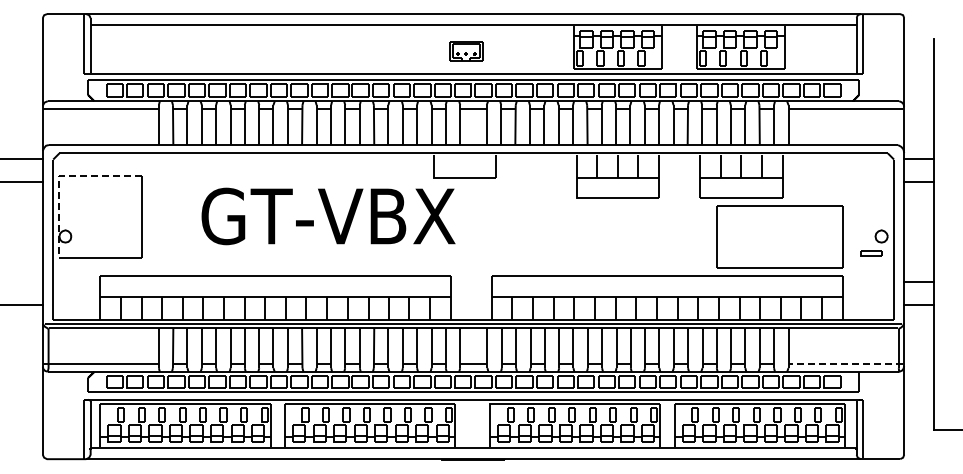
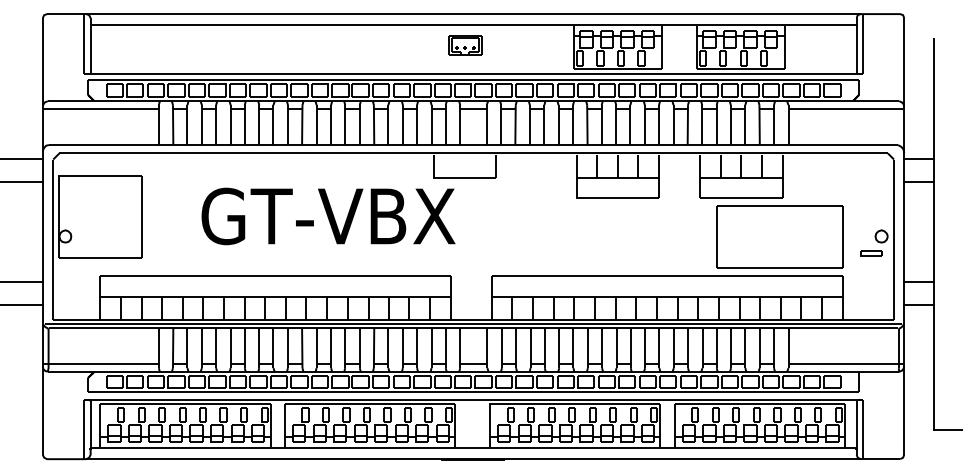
part position: (466, 51) -> (465, 45) (465, 45)
line: dashed -> solid (59, 175)
line: none -> present (22, 281)
line: dashed -> solid (845, 363)
